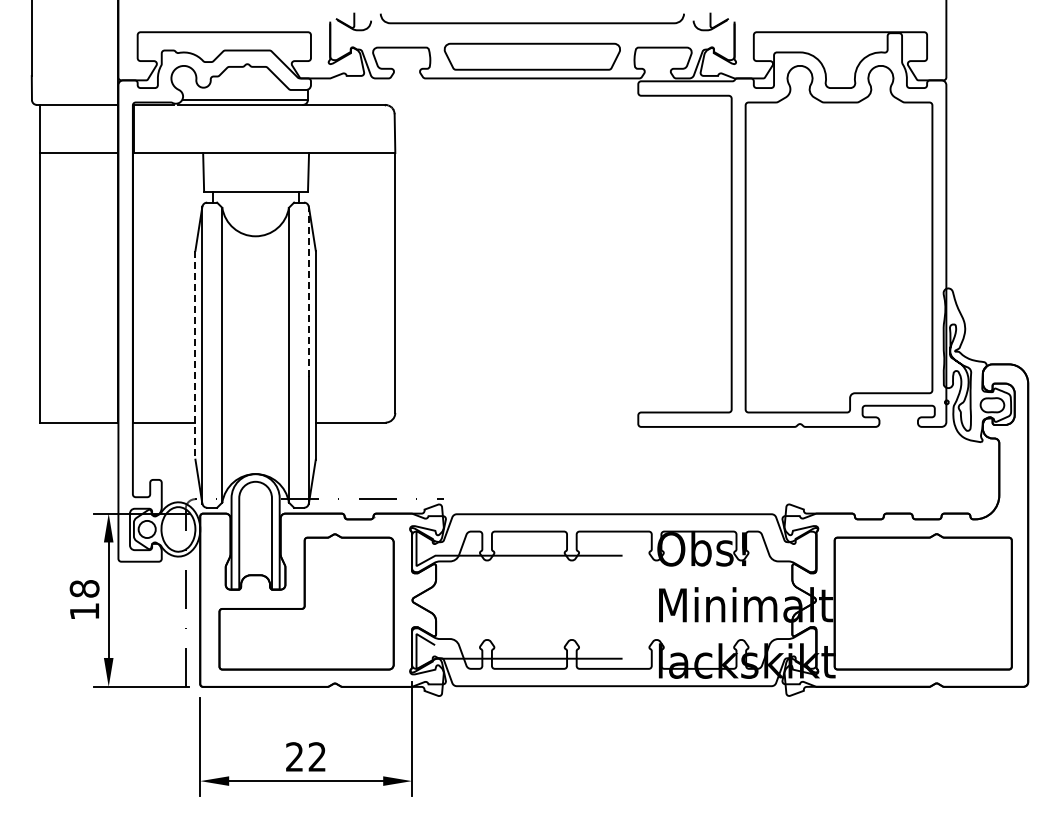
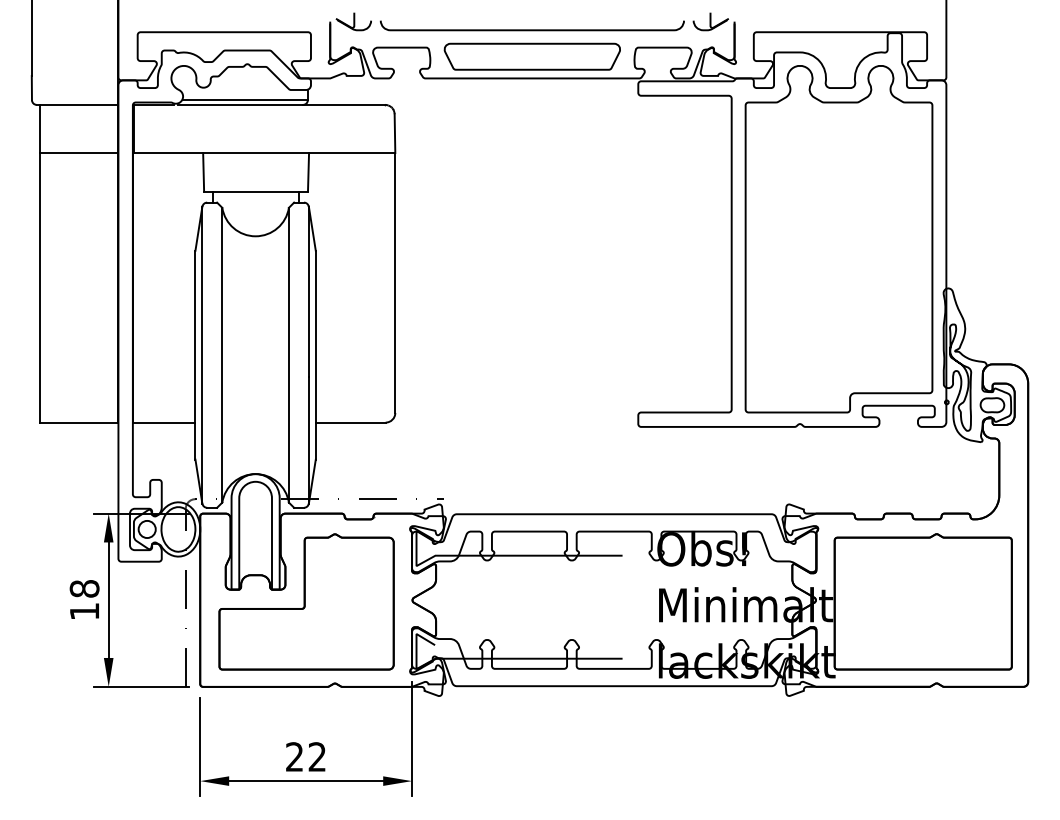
curve position: (531, 22) -> (531, 29) (531, 29)
line: dashed -> solid (308, 291)
line: dashed -> solid (195, 355)
